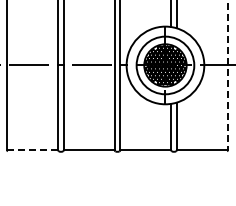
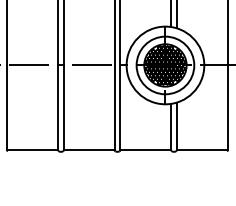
line: dashed -> solid (227, 75)
line: dashed -> solid (33, 150)
